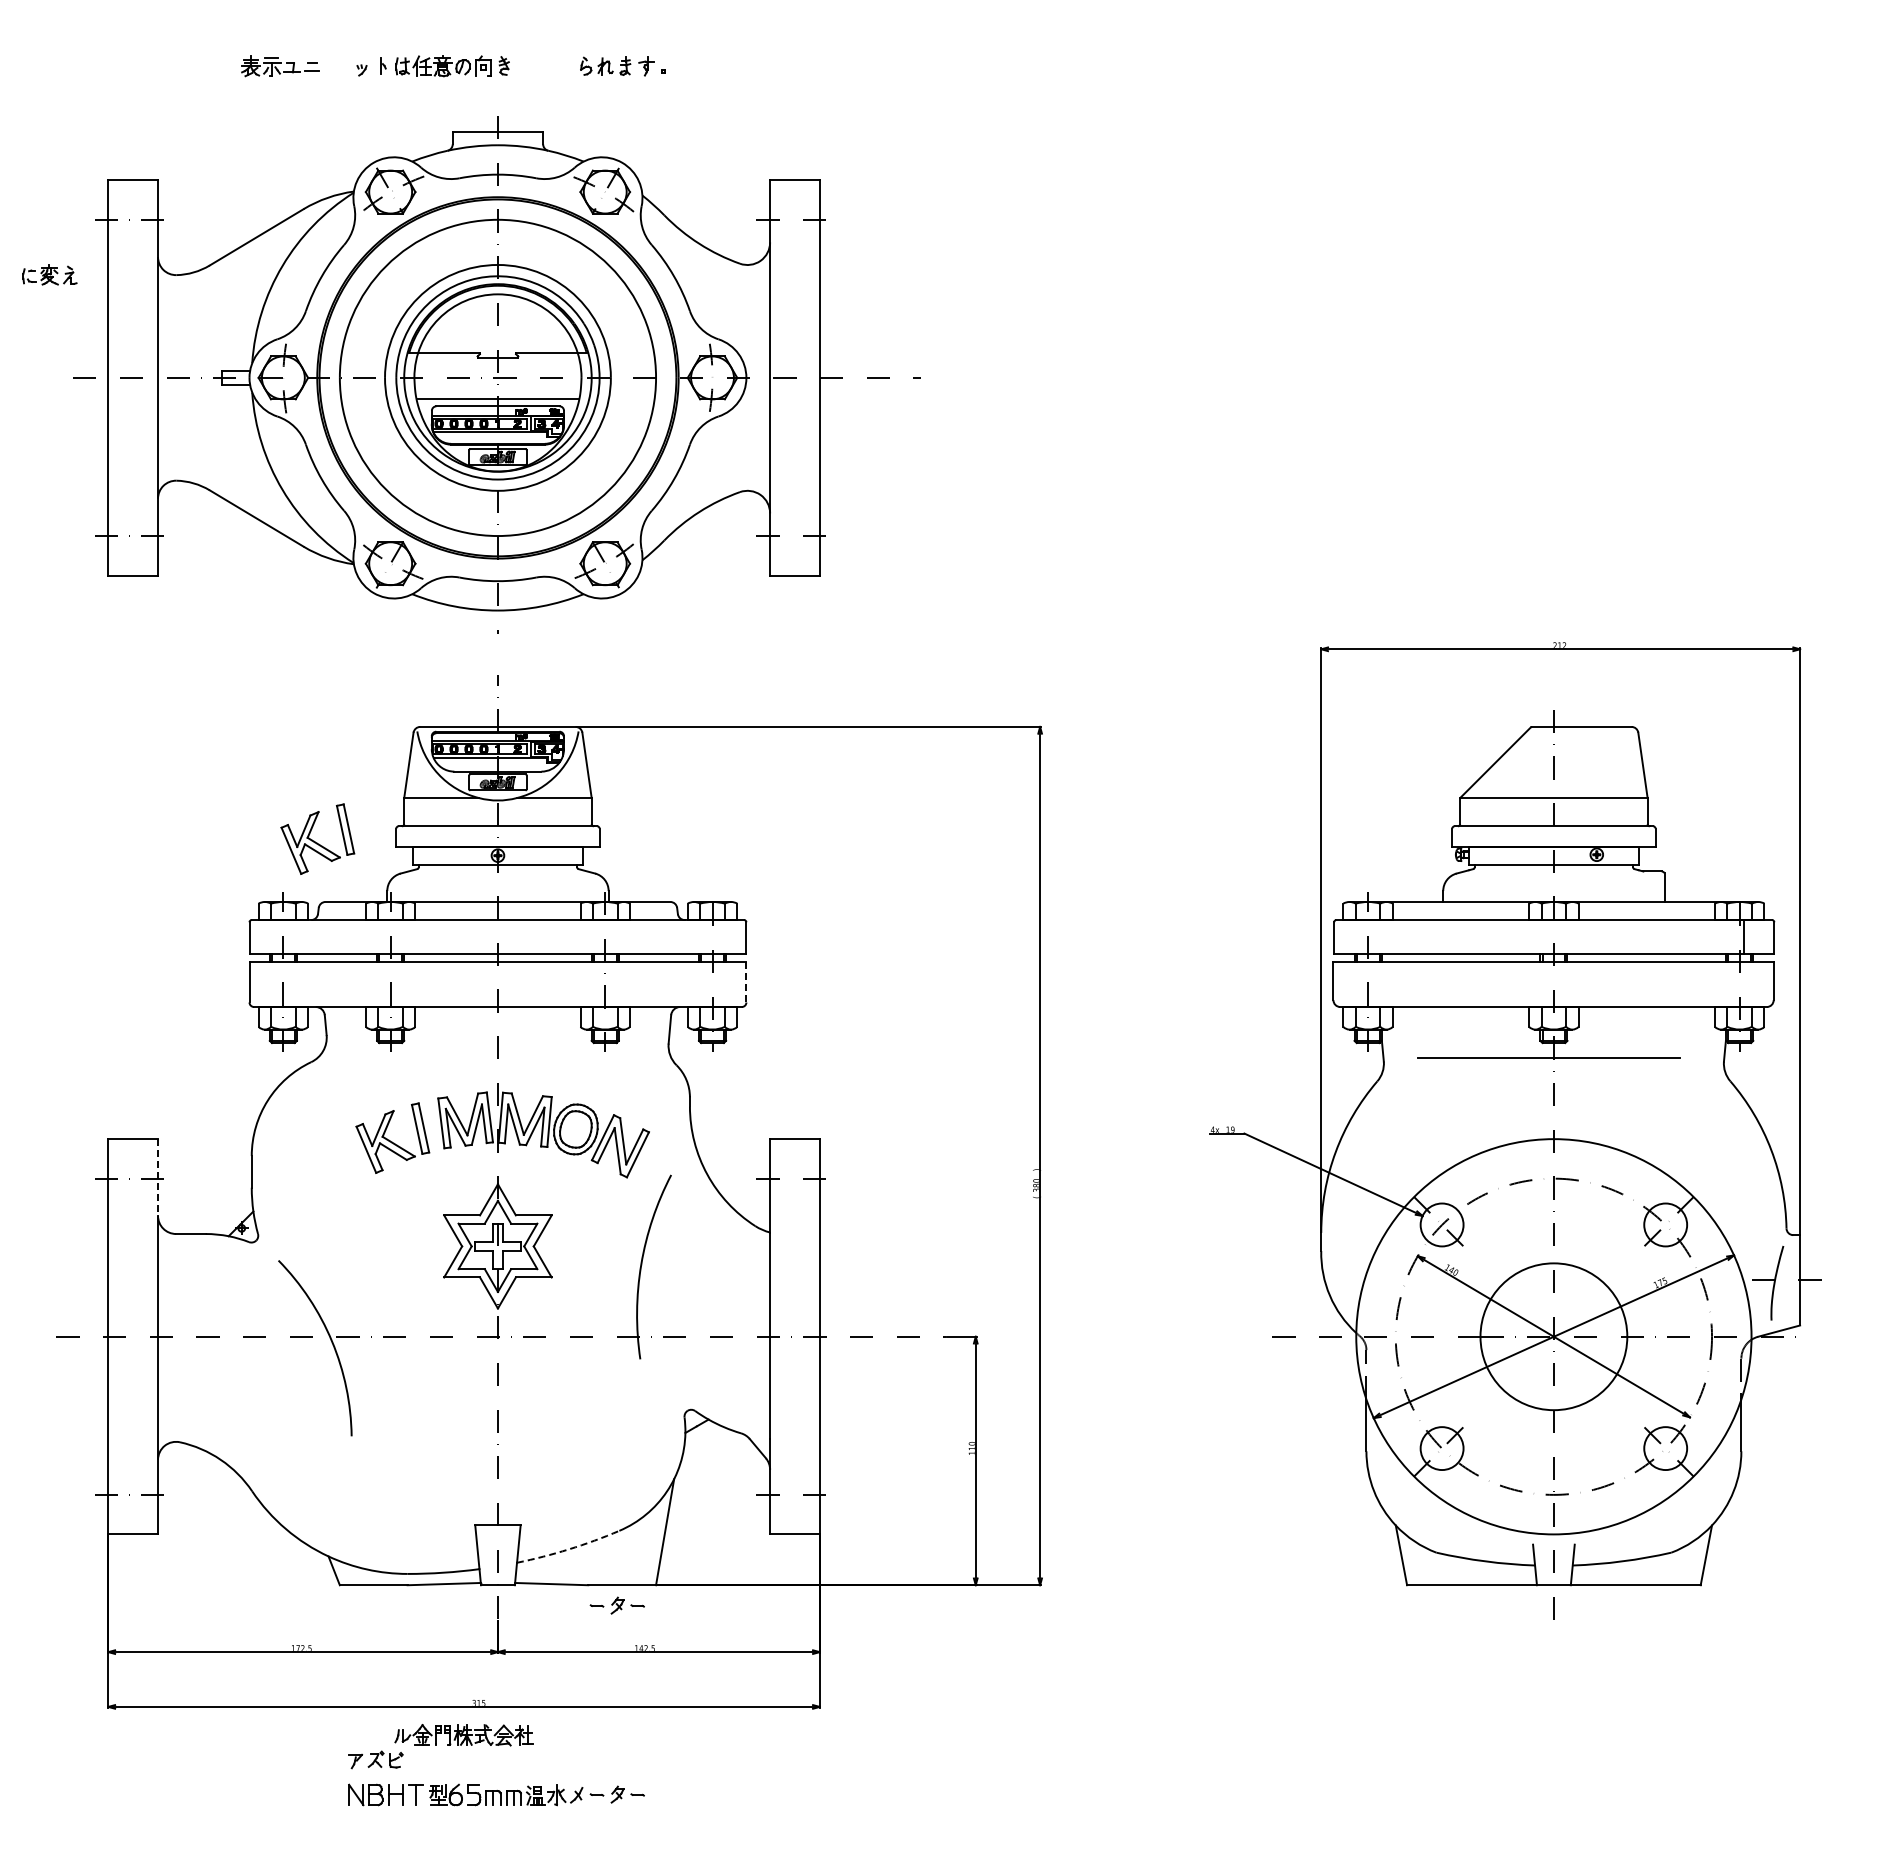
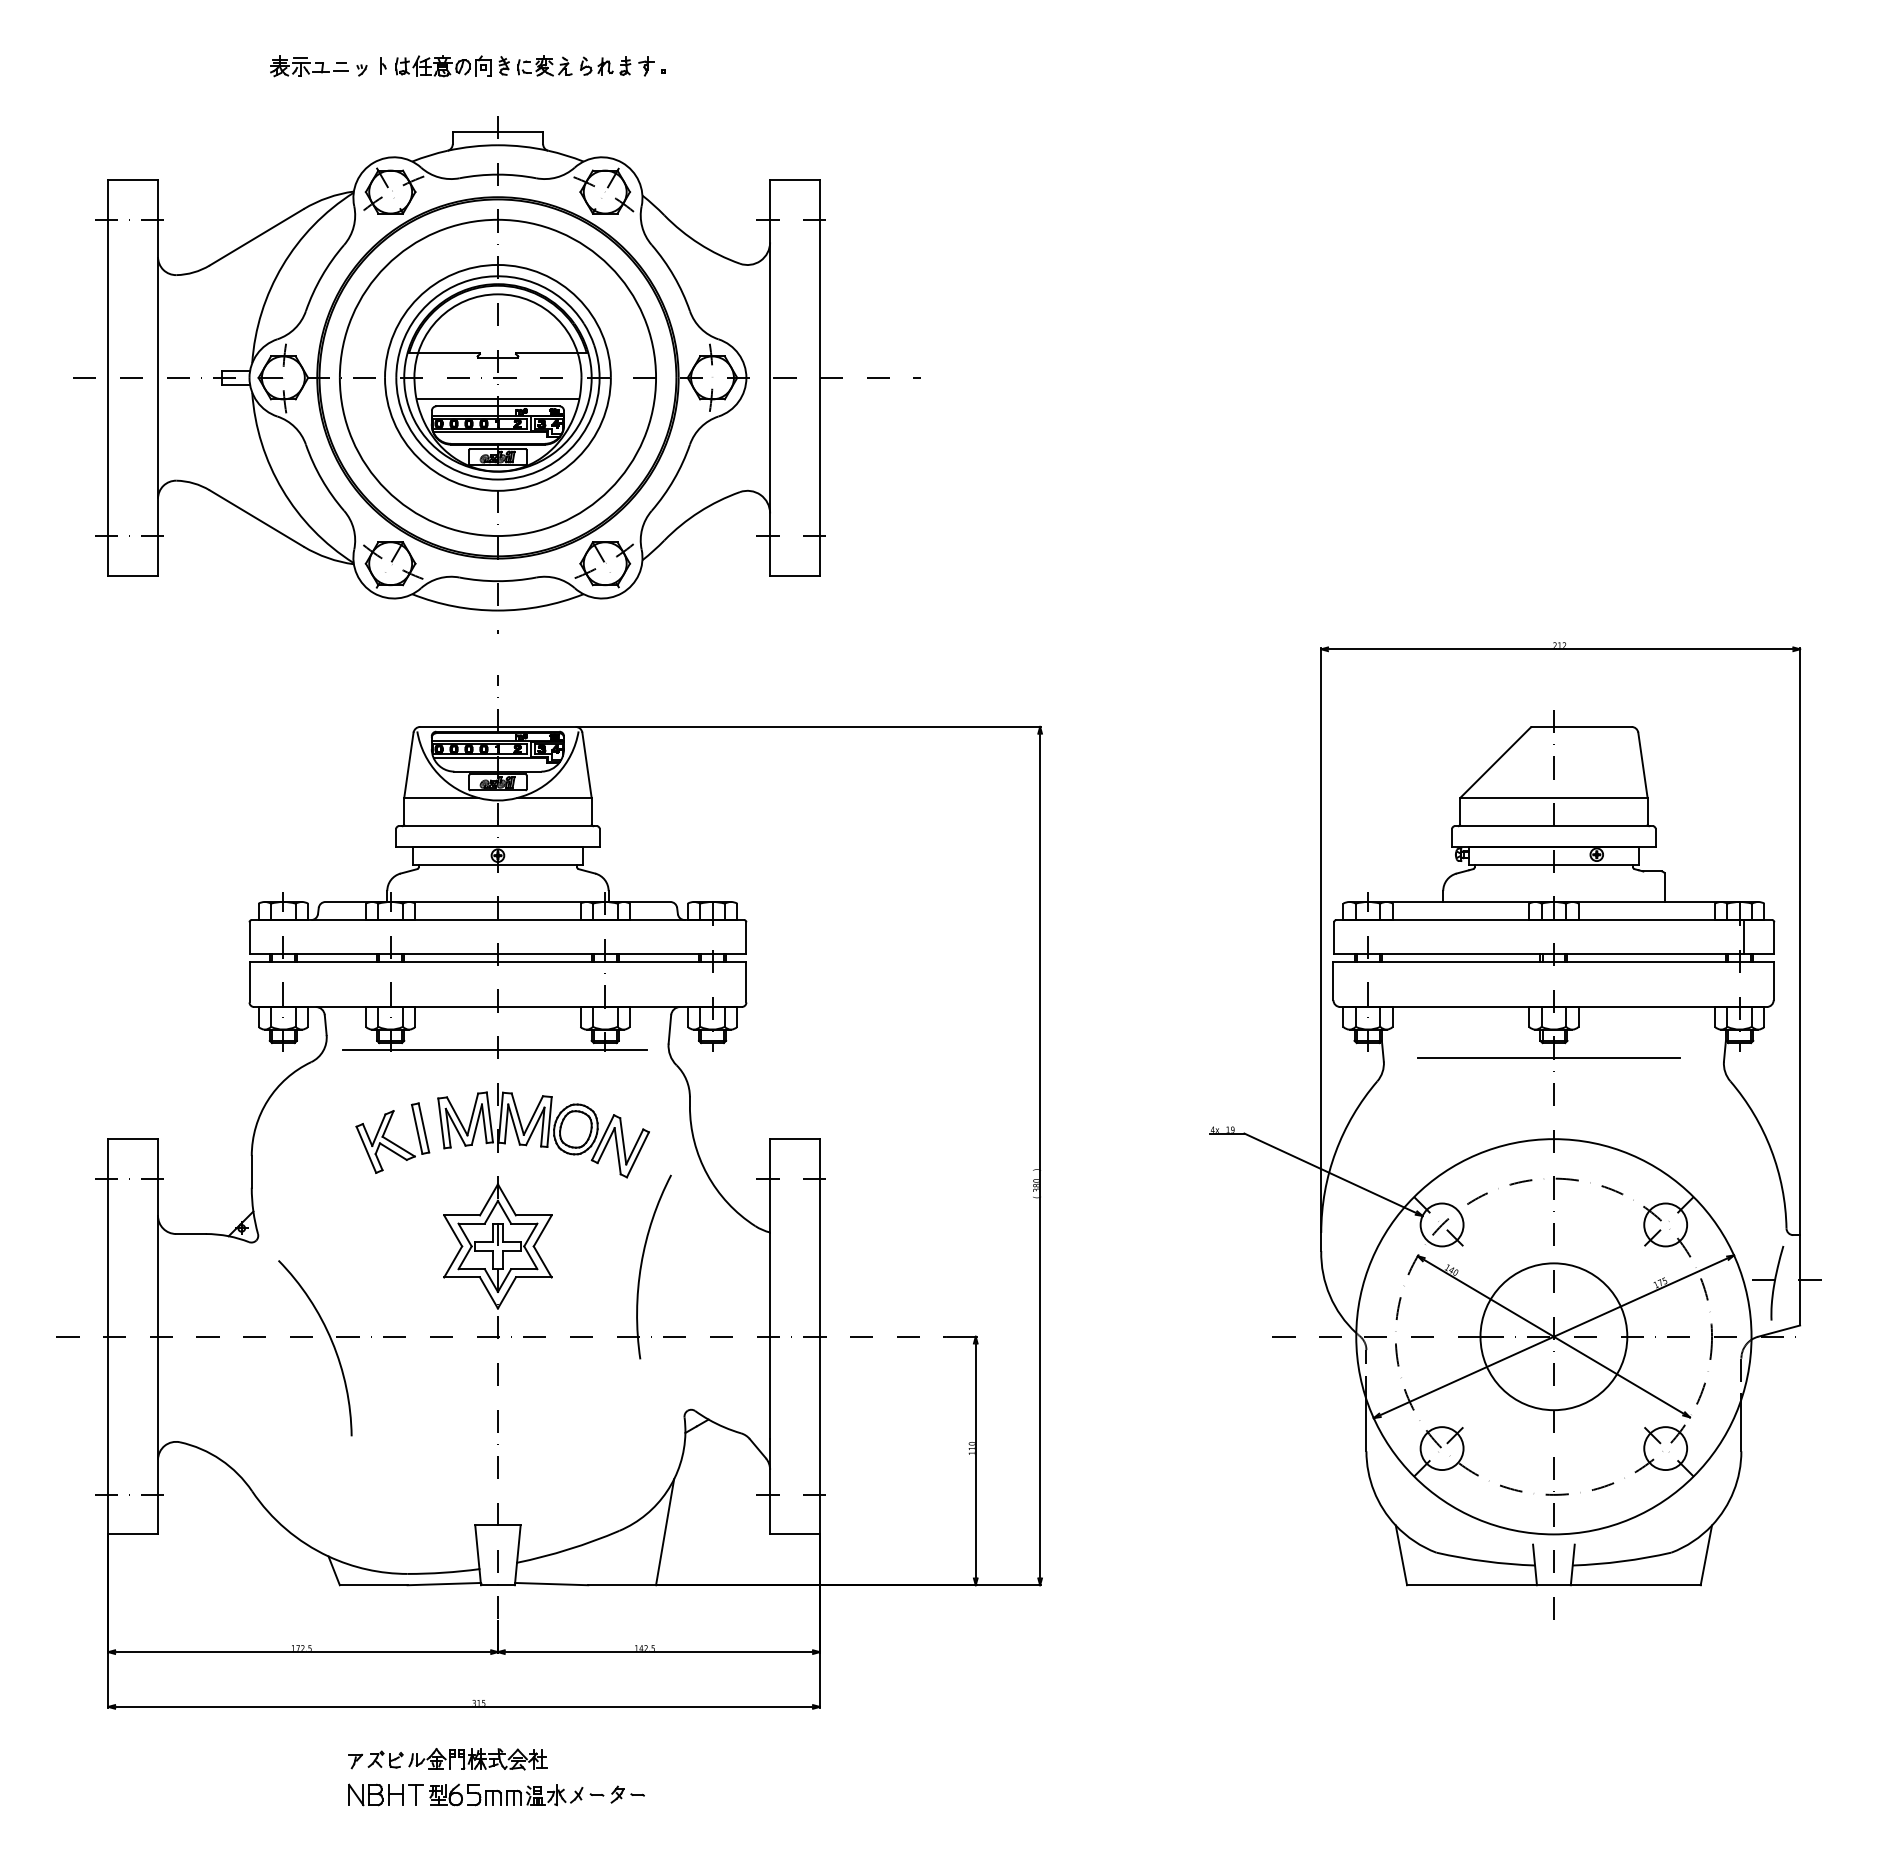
part position: (280, 66) -> (309, 66) (309, 66)
part position: (49, 274) -> (544, 65) (544, 65)
part: present -> none (317, 838)
line: dashed -> solid (746, 981)
line: none -> present (495, 1049)
line: dashed -> solid (158, 1178)
arc: dashed -> solid (568, 1549)
part: present -> none (616, 1605)
part position: (463, 1735) -> (477, 1759) (477, 1759)
